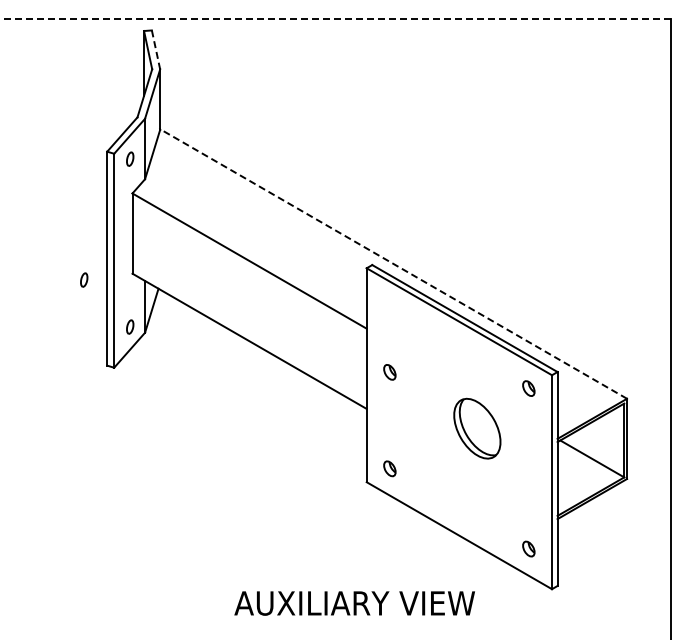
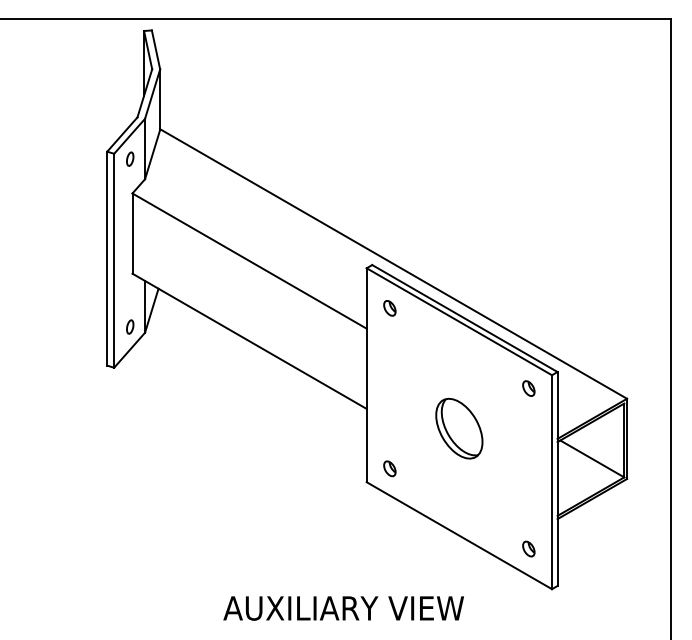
line: dashed -> solid (335, 19)
line: dashed -> solid (156, 49)
line: dashed -> solid (393, 263)
part: present -> none (84, 279)
part position: (389, 372) -> (389, 308) (389, 308)
part position: (477, 428) -> (459, 428) (459, 428)
text position: (354, 603) -> (343, 608) (343, 608)
